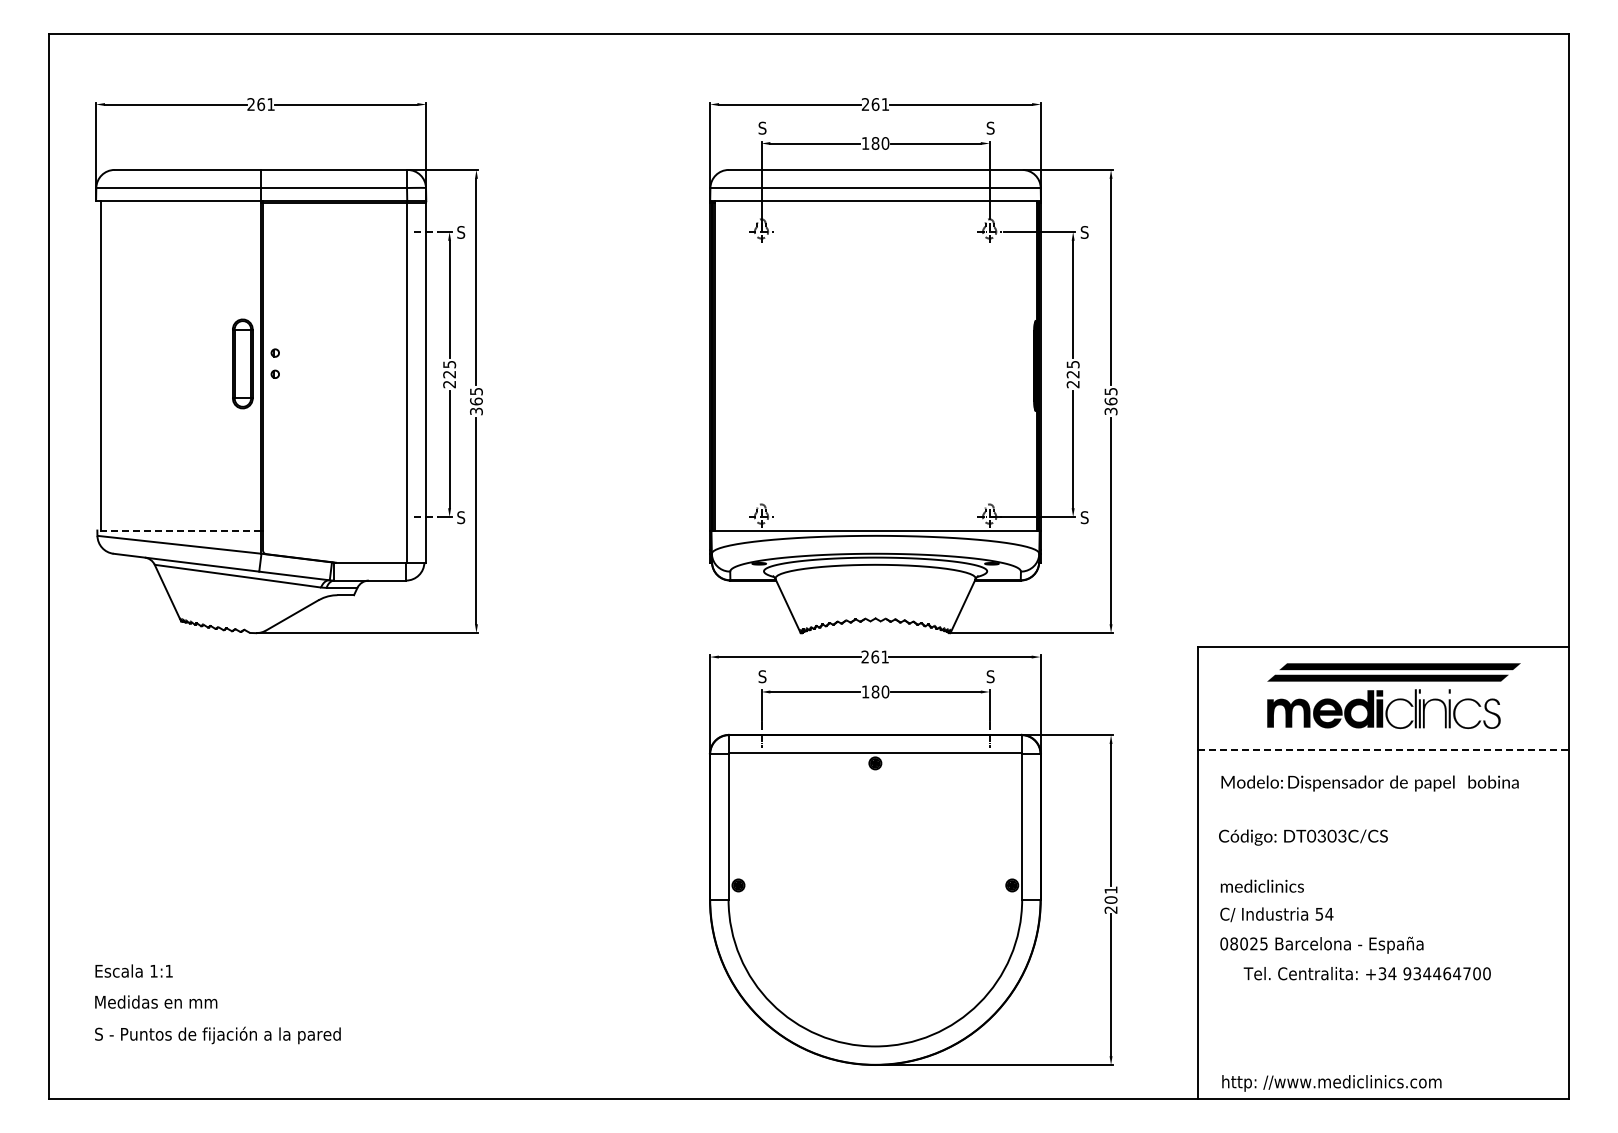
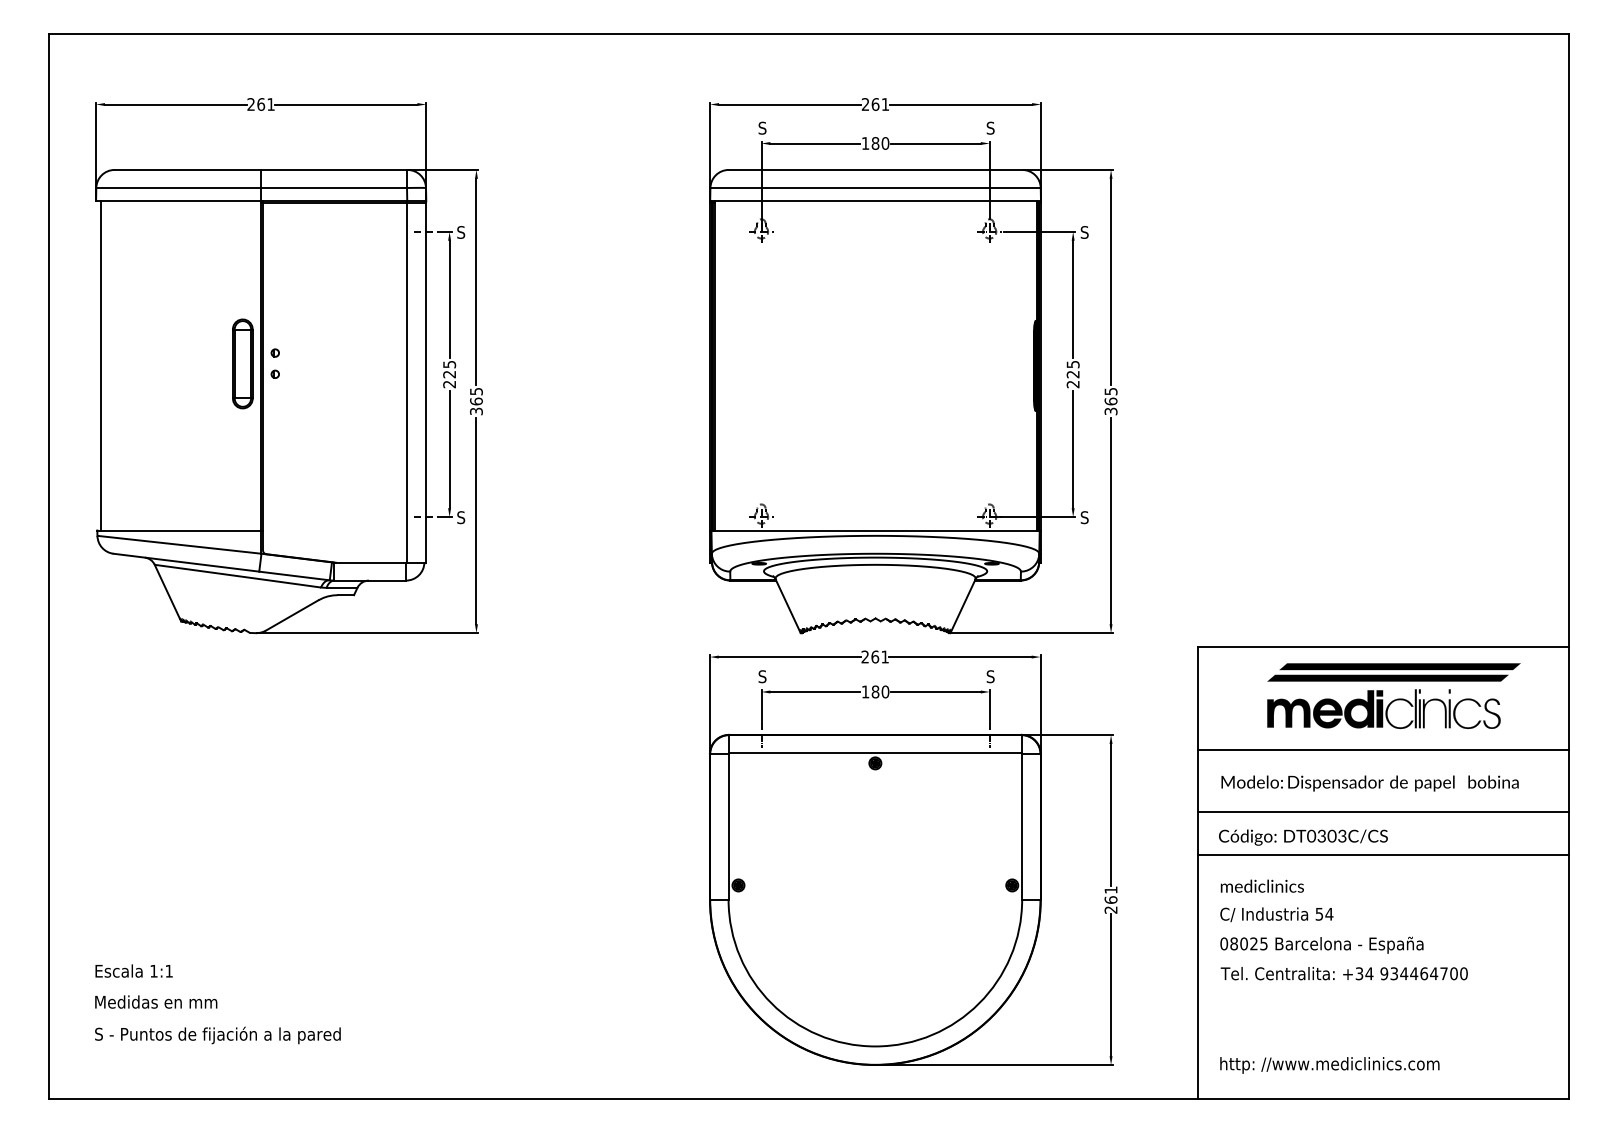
line: dashed -> solid (178, 530)
line: dashed -> solid (1383, 750)
line: none -> present (1383, 812)
line: none -> present (1383, 854)
text: 201 -> 261 (1110, 899)
text position: (1366, 973) -> (1343, 973) (1343, 973)
text position: (1331, 1083) -> (1329, 1065) (1329, 1065)
